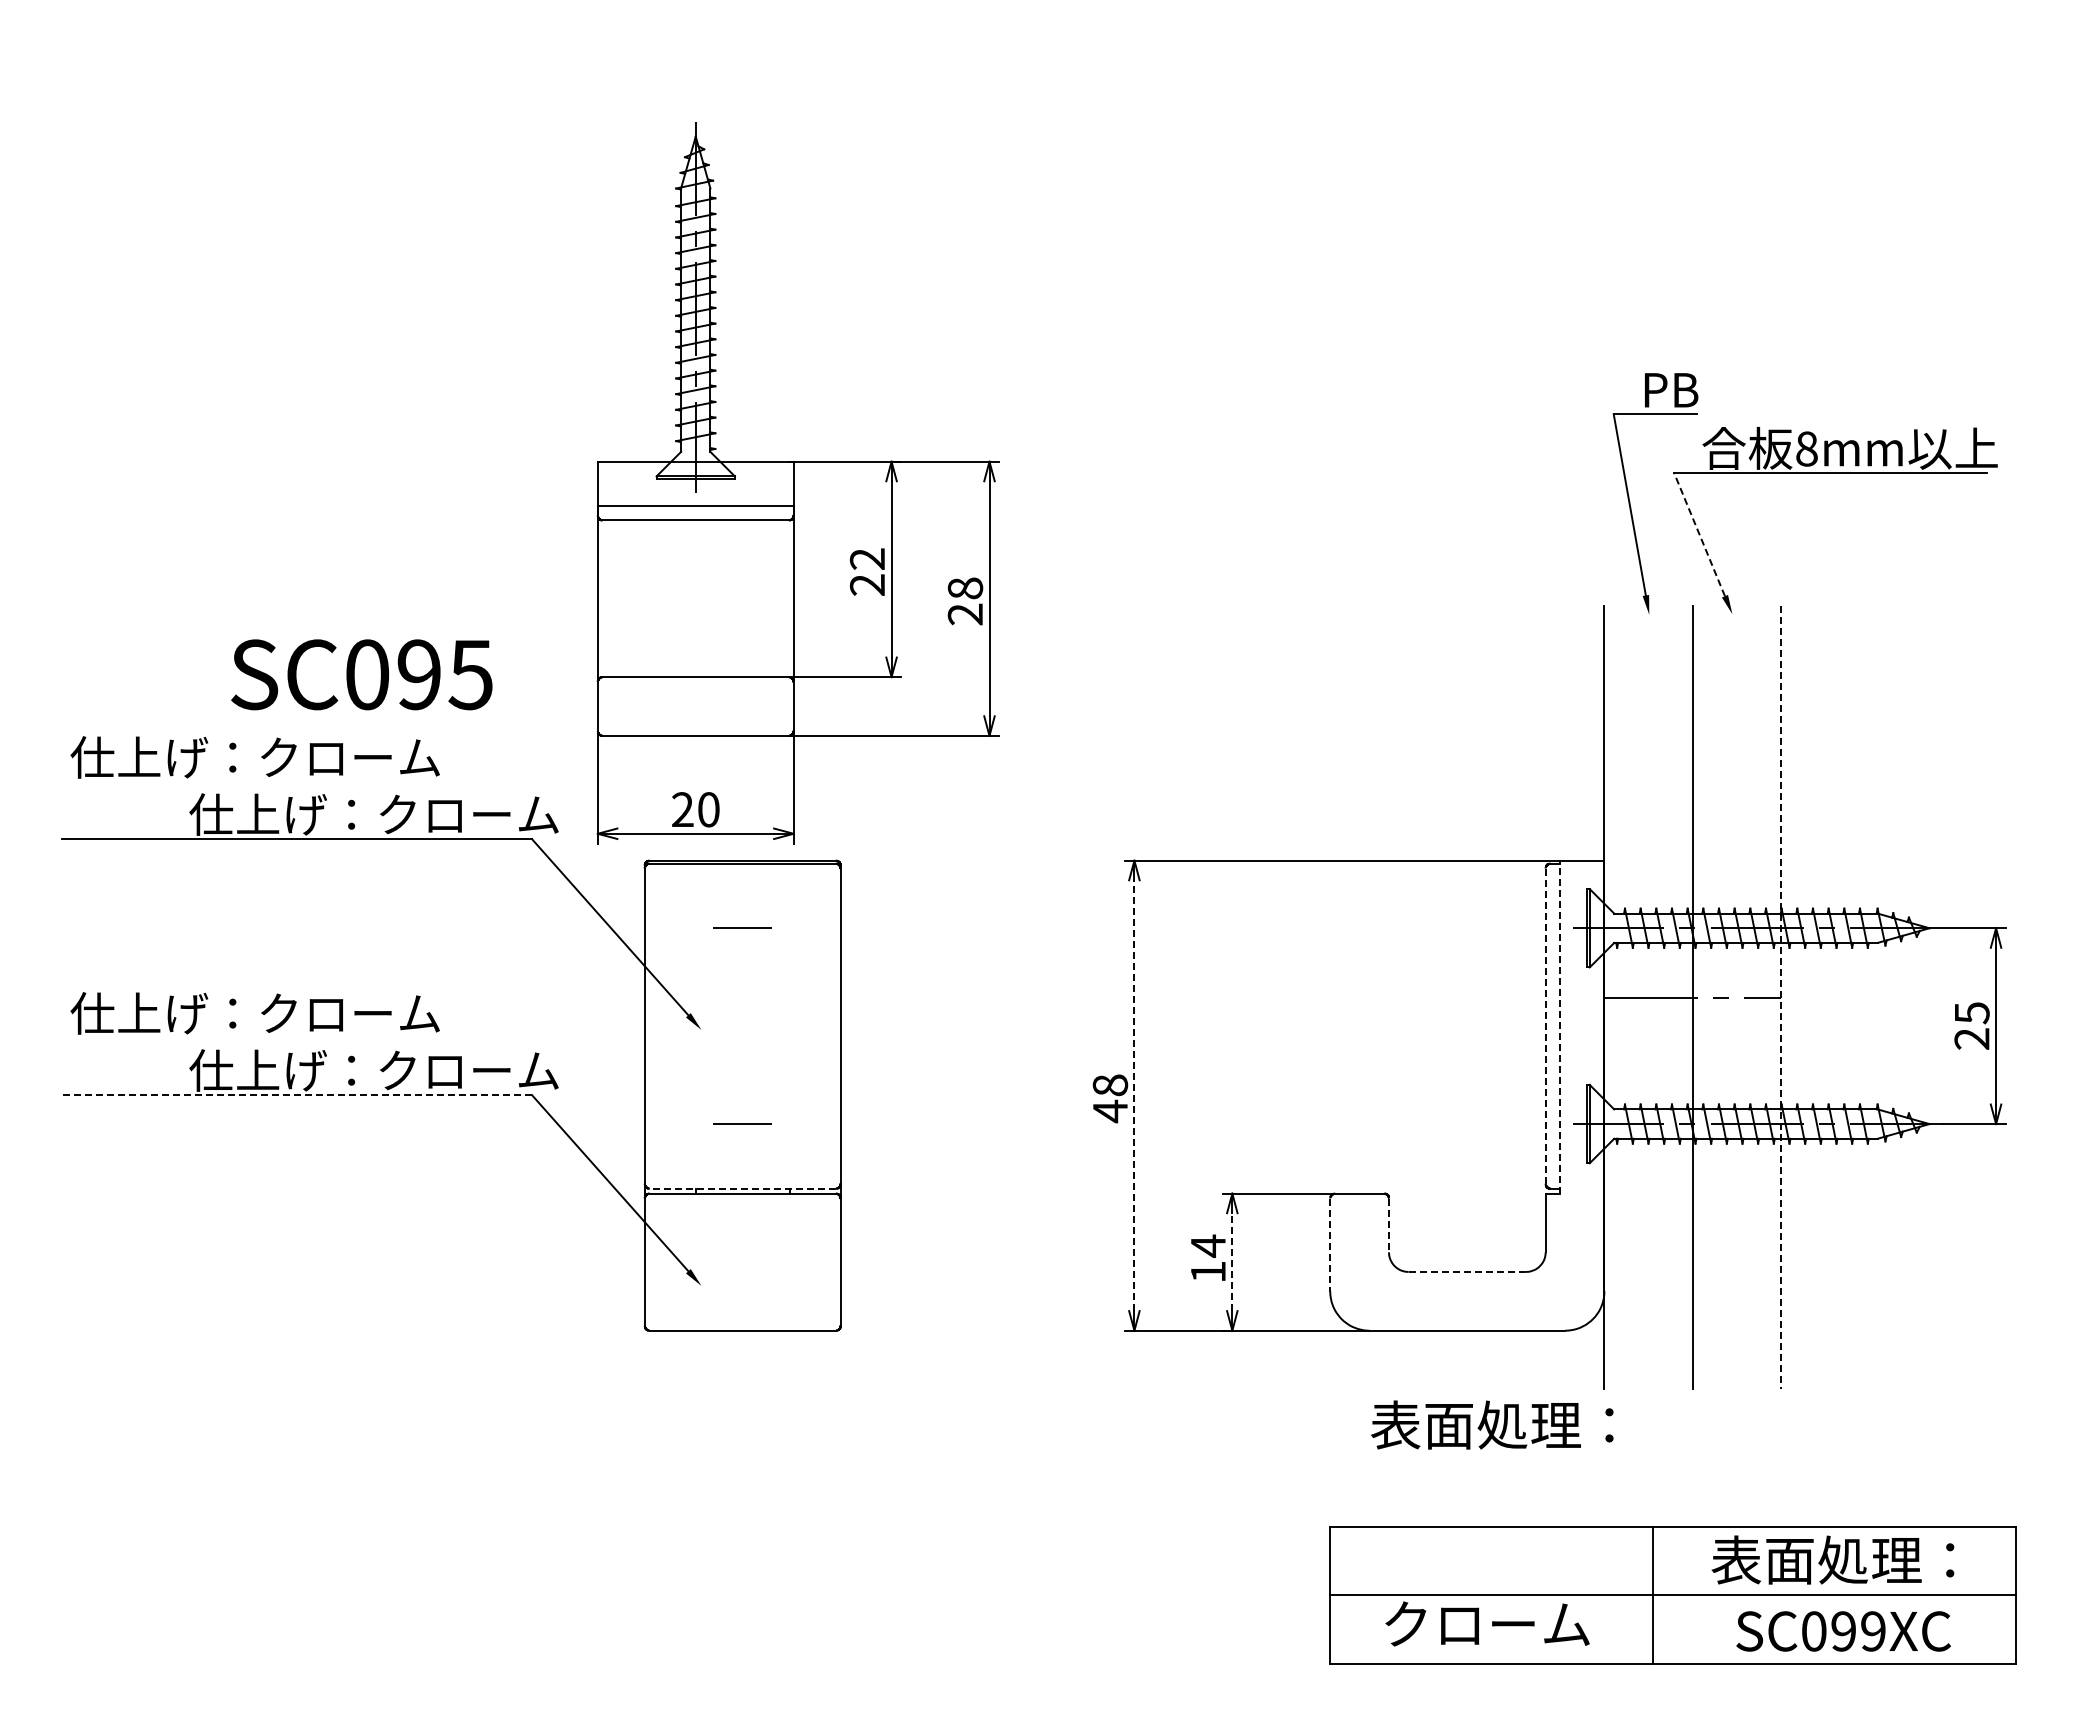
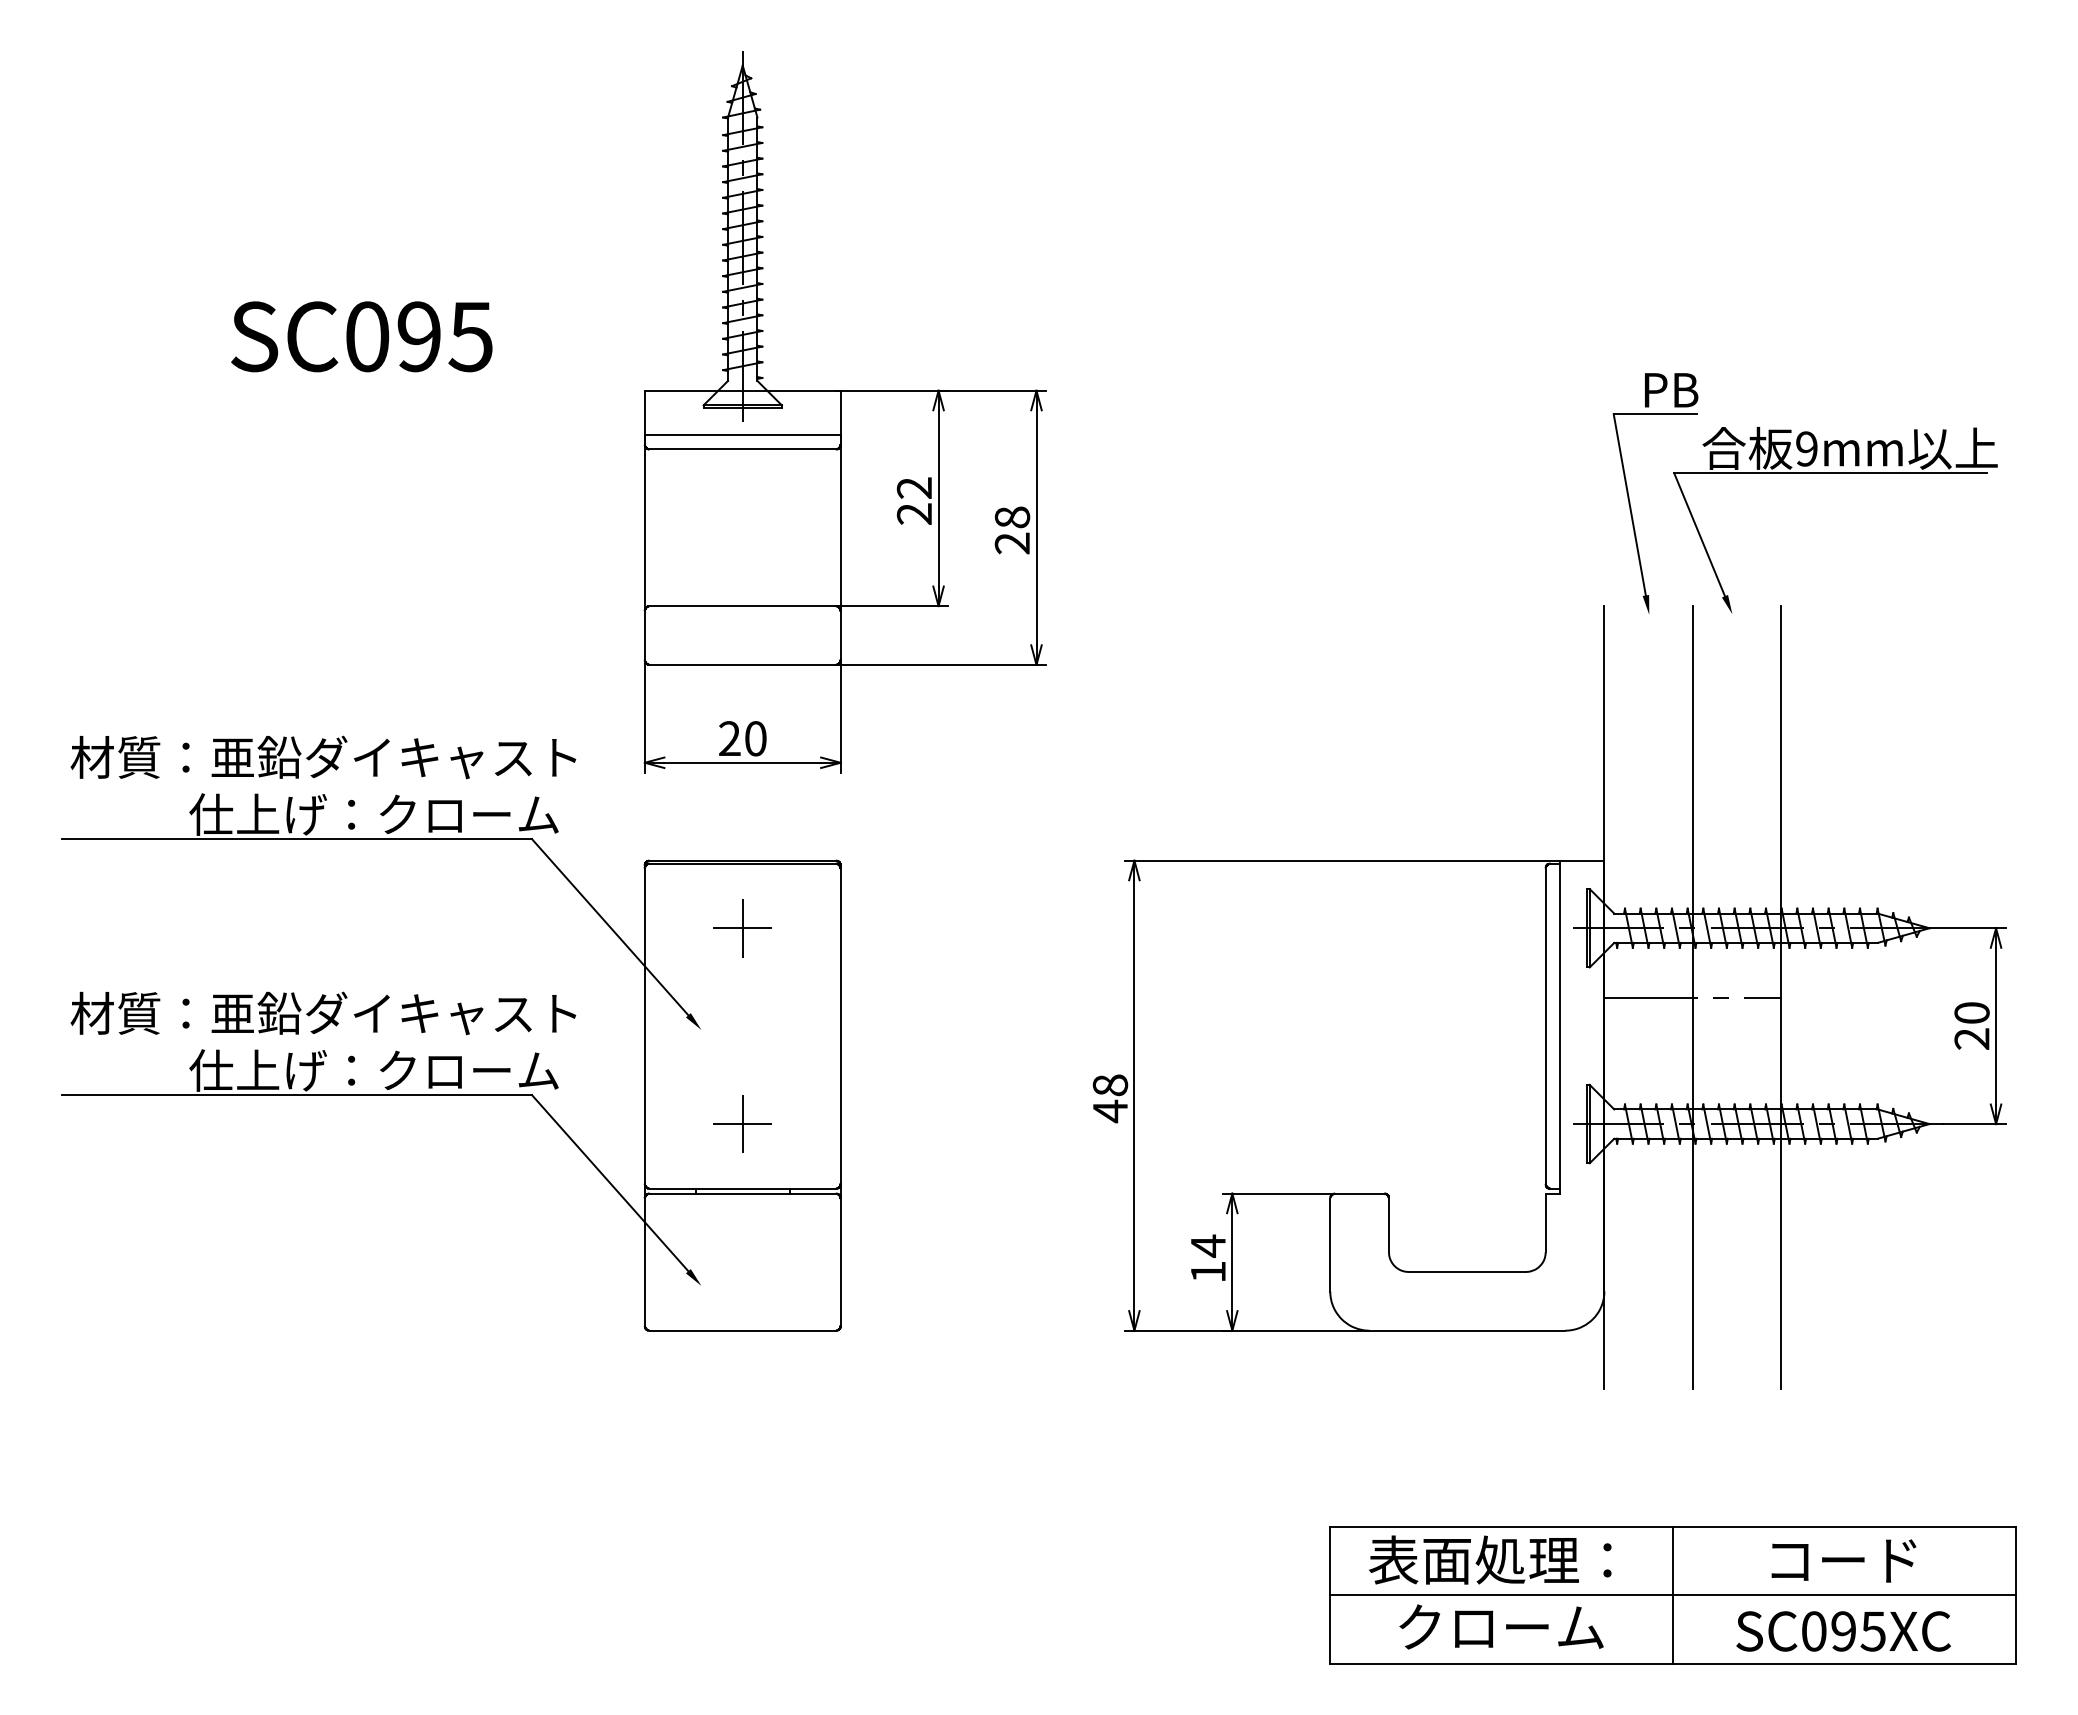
text: 8mm -> 9mm (1806, 448)
part position: (797, 483) -> (844, 412) (844, 412)
line: dashed -> solid (1699, 534)
text position: (361, 674) -> (361, 336) (361, 336)
text: 仕上げ：クローム -> 材質：亜鉛ダイキャスト (323, 757)
line: none -> present (742, 927)
line: dashed -> solid (1780, 997)
text: 仕上げ：クローム -> 材質：亜鉛ダイキャスト (323, 1013)
text: 25 -> 20 (1971, 1013)
line: dashed -> solid (1545, 1026)
line: dashed -> solid (1560, 1026)
line: dashed -> solid (297, 1095)
line: dashed -> solid (1134, 1095)
line: none -> present (742, 1123)
line: dashed -> solid (742, 1188)
line: dashed -> solid (1389, 1225)
line: dashed -> solid (1330, 1245)
line: dashed -> solid (1232, 1262)
line: dashed -> solid (1467, 1271)
text position: (1492, 1424) -> (1490, 1559) (1490, 1559)
text: 表面処理： -> コード (1832, 1559)
line position: (1652, 1594) -> (1672, 1594) (1672, 1594)
text position: (1487, 1623) -> (1501, 1626) (1501, 1626)
text: SC099XC -> SC095XC (1872, 1631)
